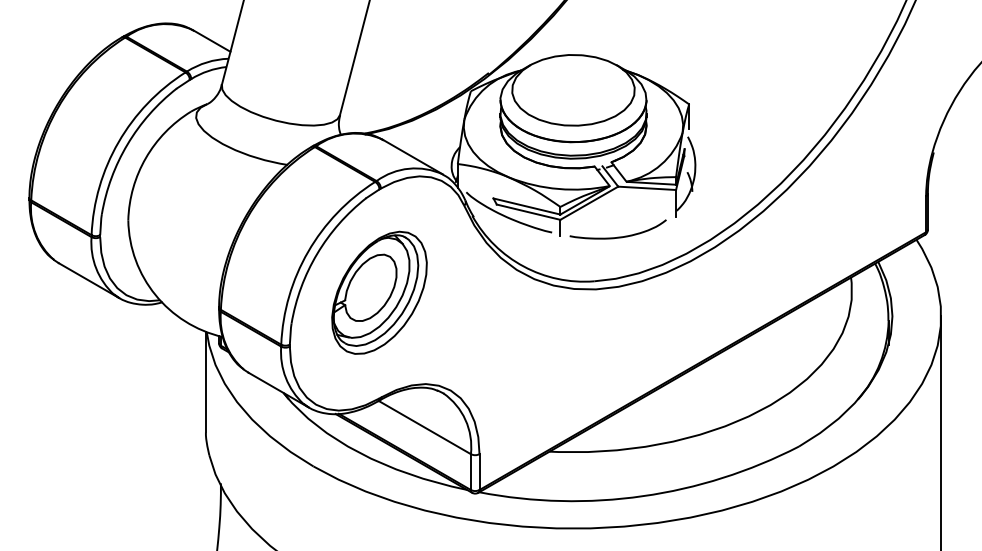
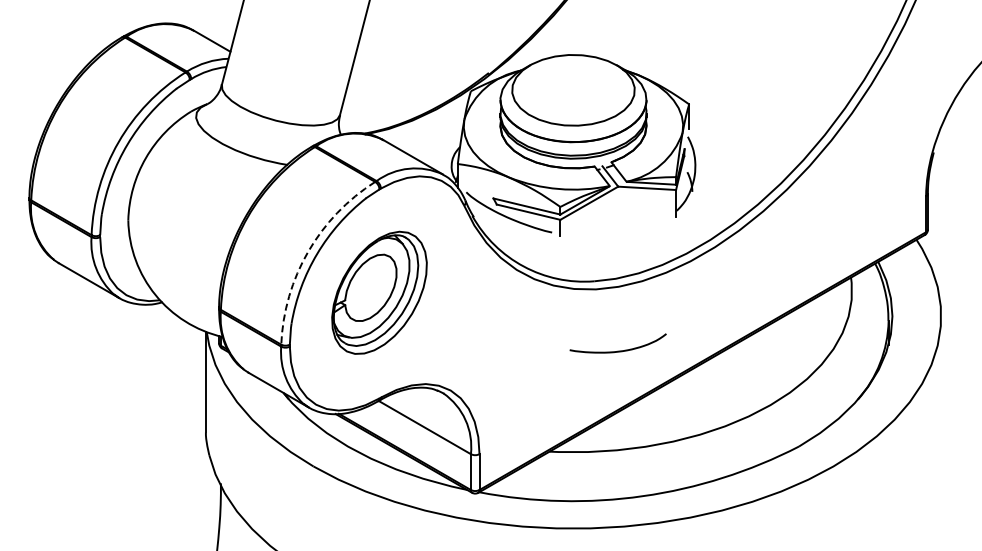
curve position: (617, 236) -> (617, 350) (617, 350)
arc: solid -> dashed (308, 251)
line: present -> none (941, 431)
